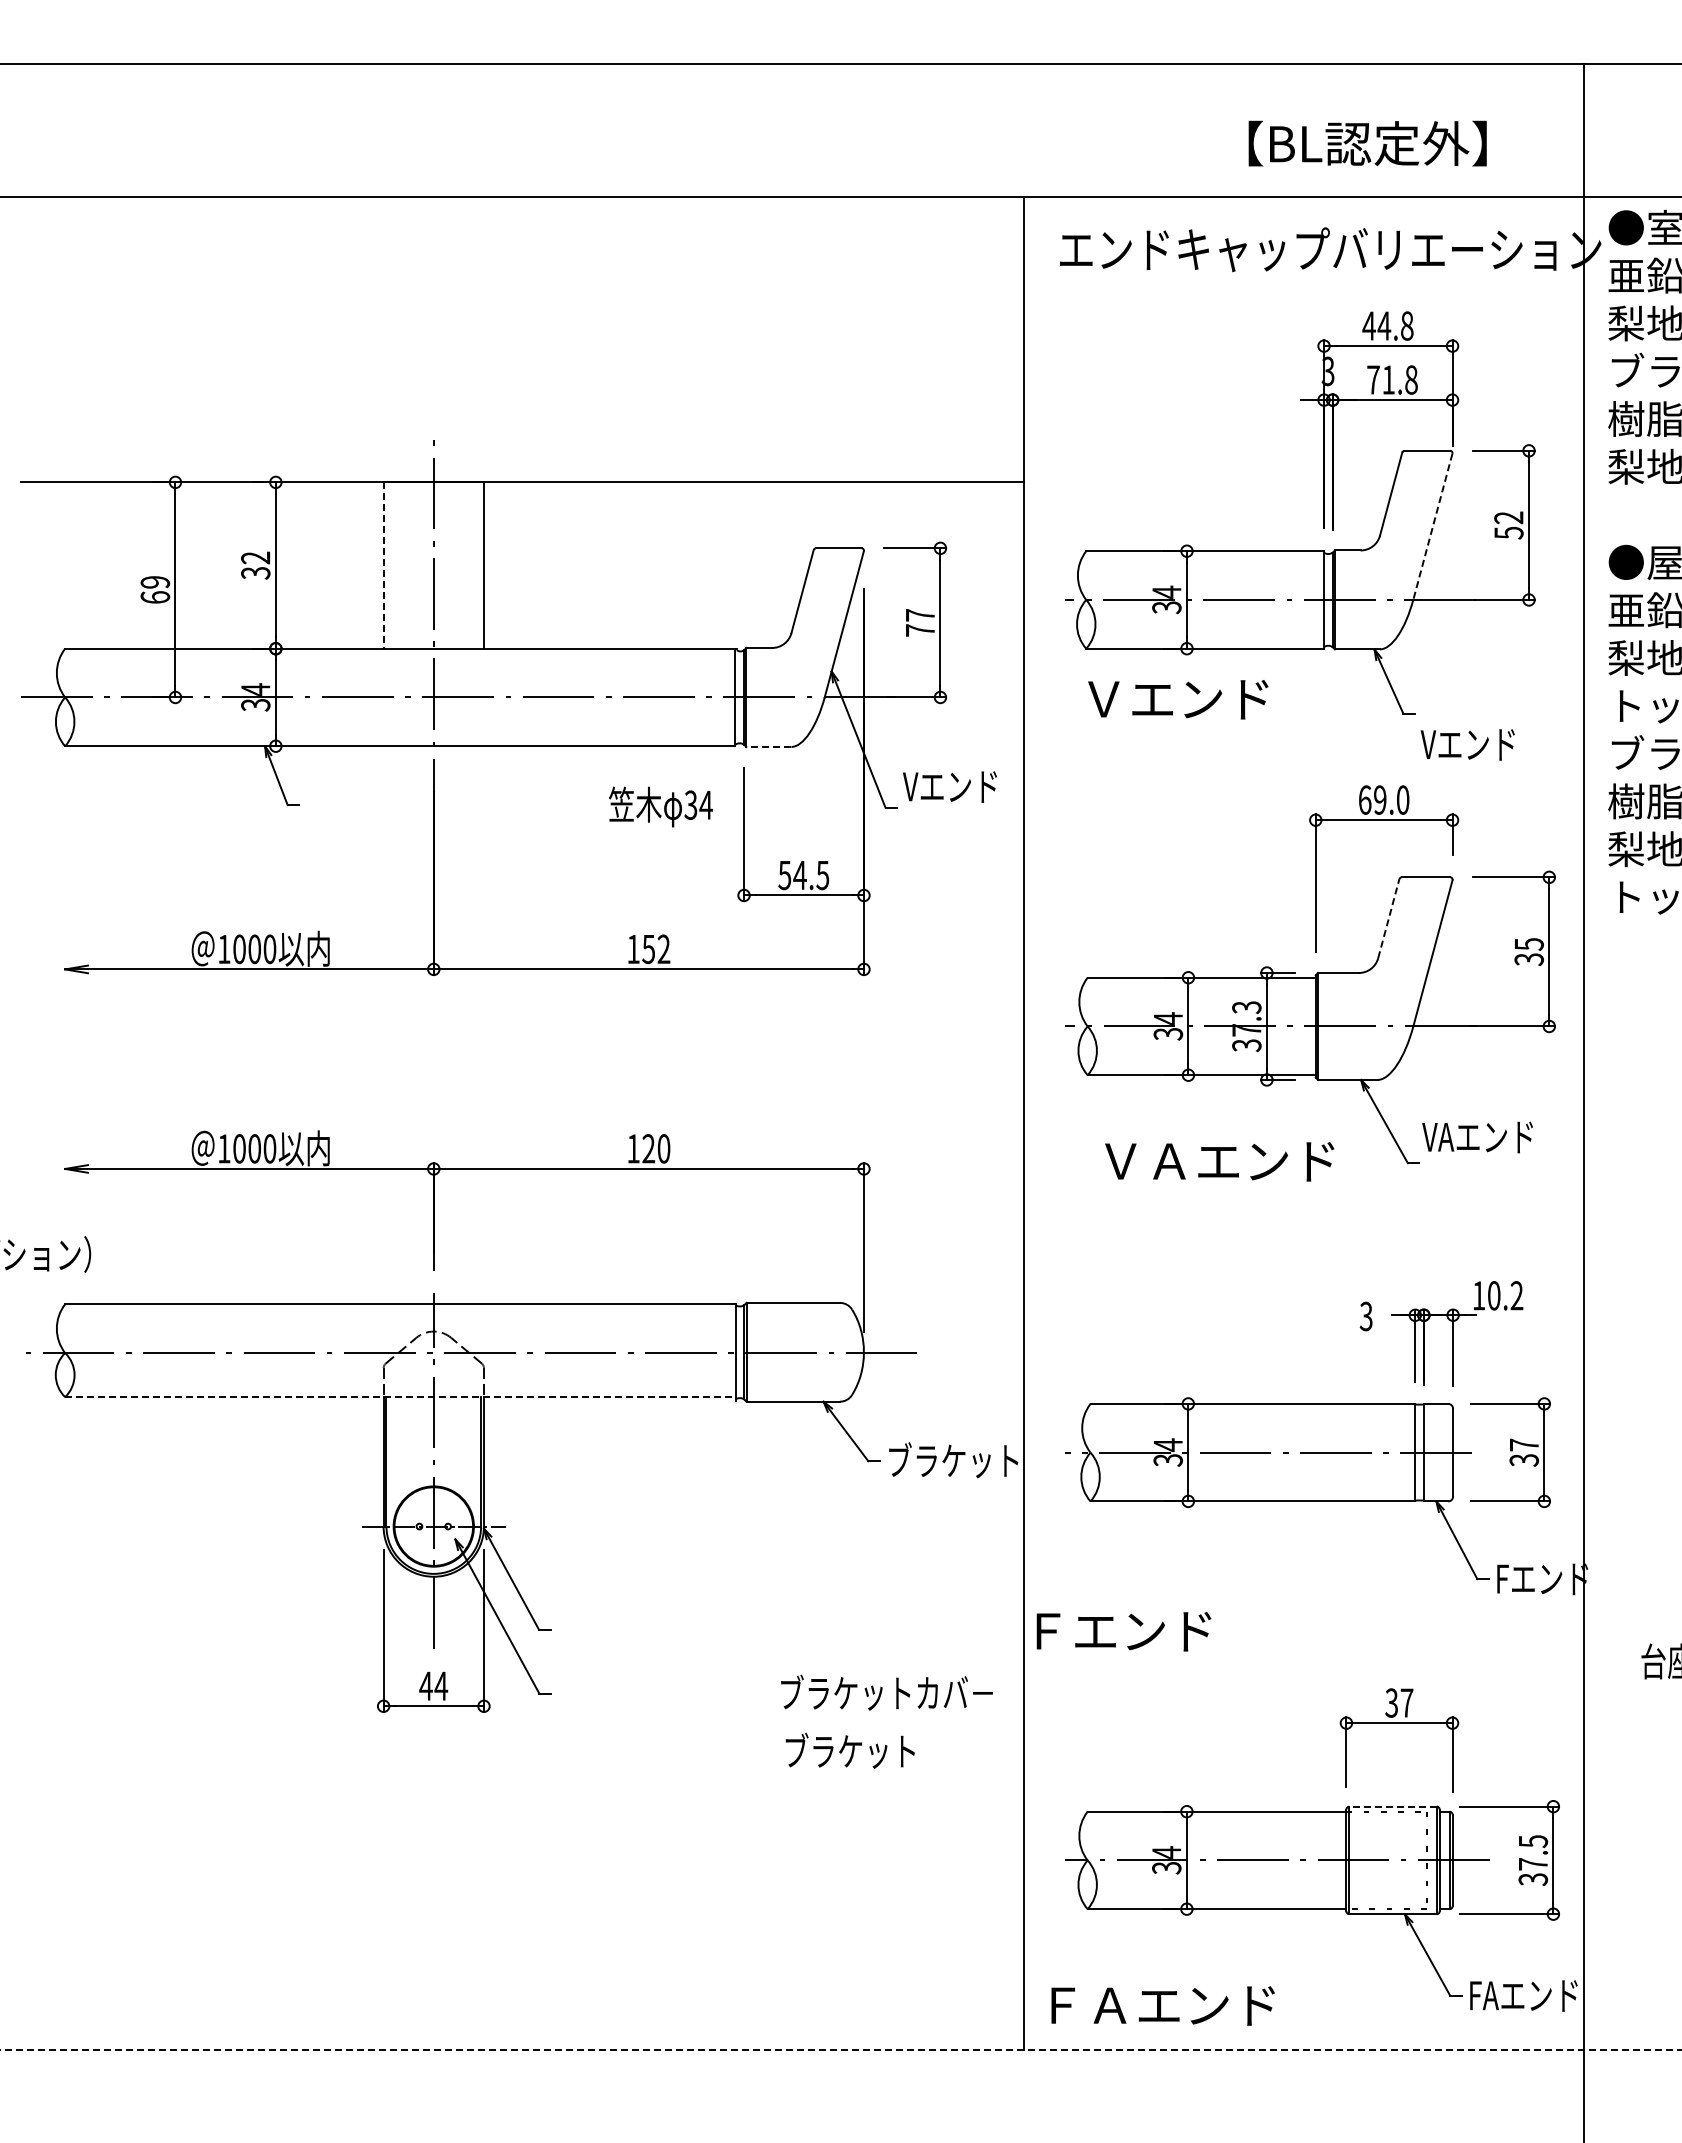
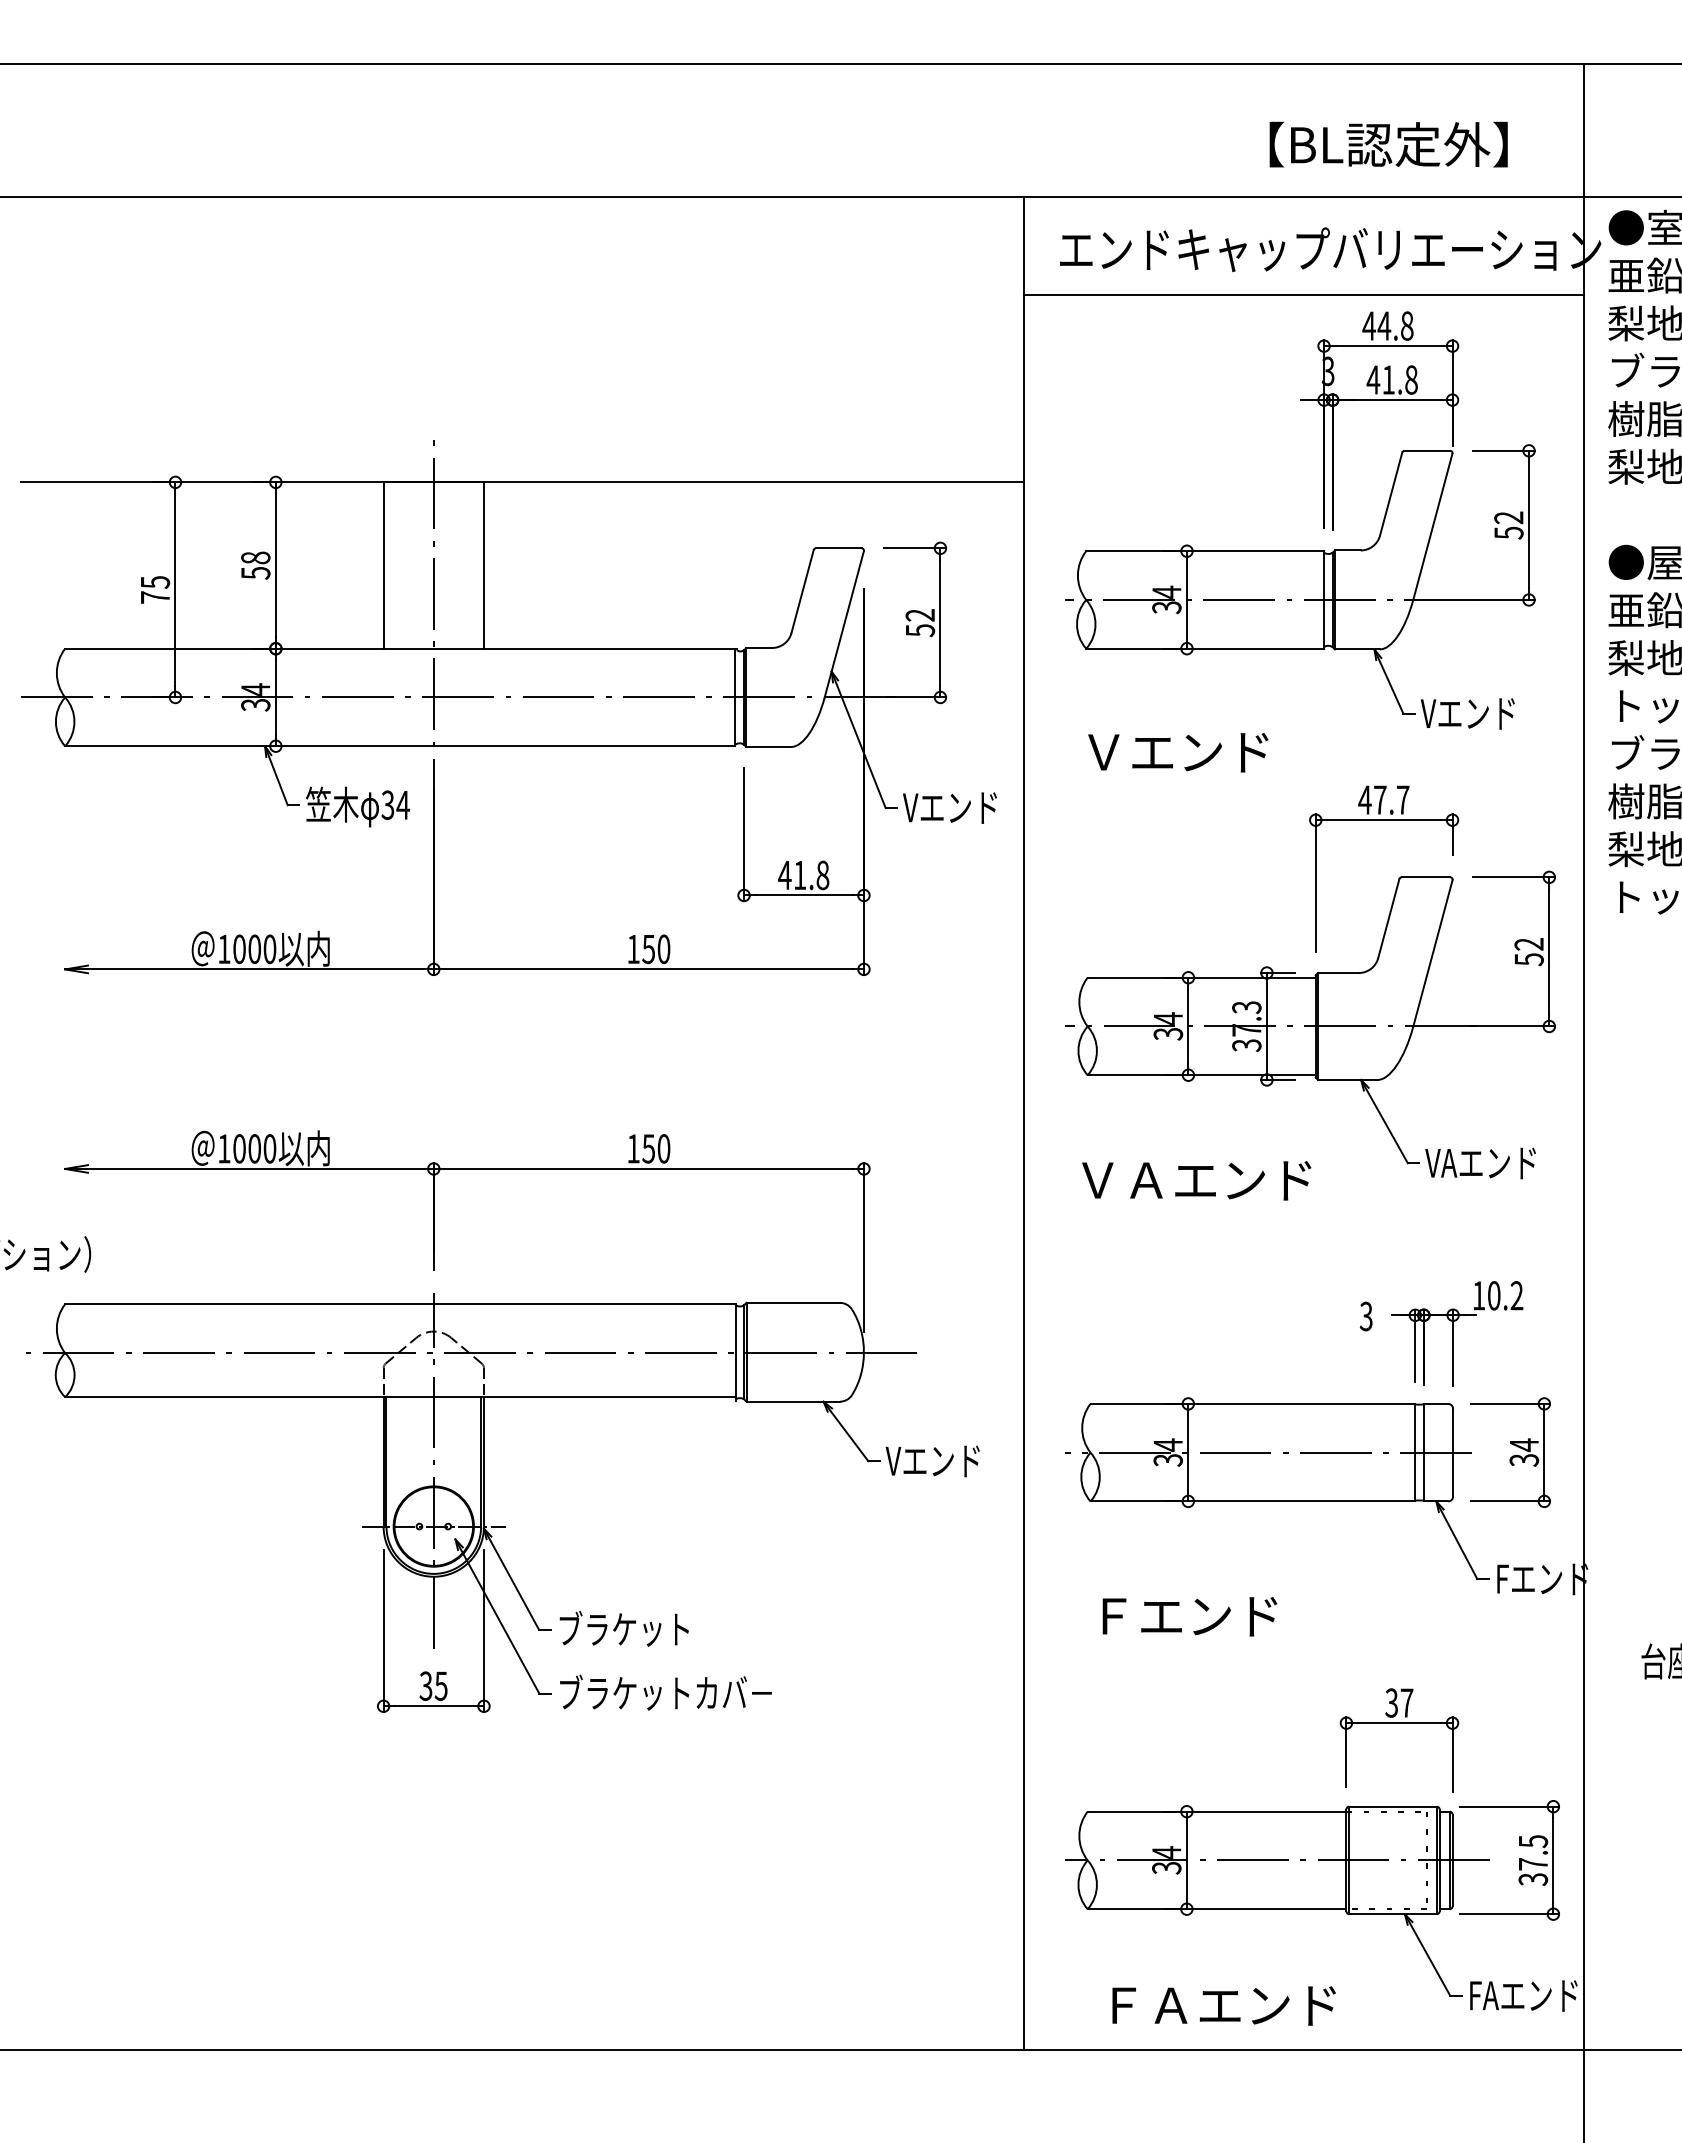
text position: (1367, 143) -> (1388, 144) (1388, 144)
line: none -> present (1303, 295)
text: 71.8 -> 41.8 (1373, 379)
line: dashed -> solid (1432, 526)
text: 32 -> 58 (255, 565)
line: dashed -> solid (383, 566)
text: 69 -> 75 (155, 589)
text: 77 -> 52 (920, 623)
text position: (1178, 699) -> (1178, 752) (1178, 752)
text position: (1467, 744) -> (1467, 713) (1467, 713)
line: dashed -> solid (768, 746)
text position: (949, 786) -> (949, 807) (949, 807)
text: 69.0 -> 47.7 (1383, 799)
text position: (660, 806) -> (357, 806) (357, 806)
text: 54.5 -> 41.8 (803, 875)
line: dashed -> solid (1388, 918)
text: 152 -> 150 (663, 949)
text: 35 -> 52 (1528, 951)
text position: (1477, 1137) -> (1480, 1163) (1480, 1163)
text: 120 -> 150 (648, 1148)
text position: (1219, 1161) -> (1196, 1180) (1196, 1180)
line: dashed -> solid (400, 1397)
text: 37 -> 34 (1524, 1445)
text: ブラケット -> Vエンド (951, 1460)
text position: (1123, 1631) -> (1189, 1616) (1189, 1616)
text: 44 -> 35 (433, 1685)
text position: (886, 1692) -> (665, 1692) (665, 1692)
text position: (849, 1750) -> (623, 1628) (623, 1628)
line: dashed -> solid (1393, 1806)
text position: (1162, 2005) -> (1223, 2005) (1223, 2005)
line: dashed -> solid (840, 2050)
